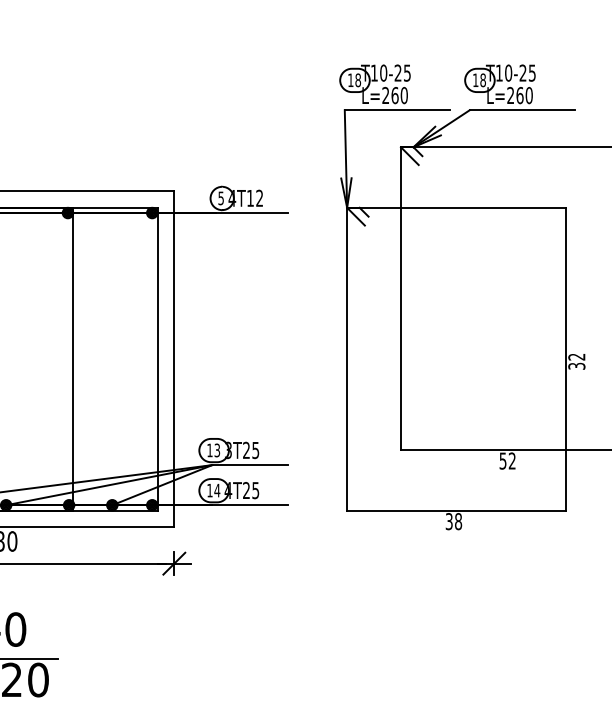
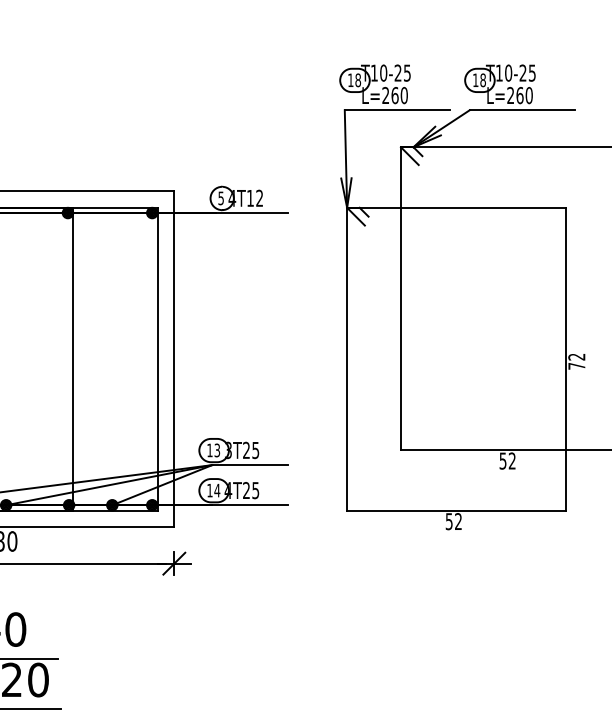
text: 32 -> 72 (576, 365)
text: 38 -> 52 (454, 521)
line: none -> present (31, 709)
